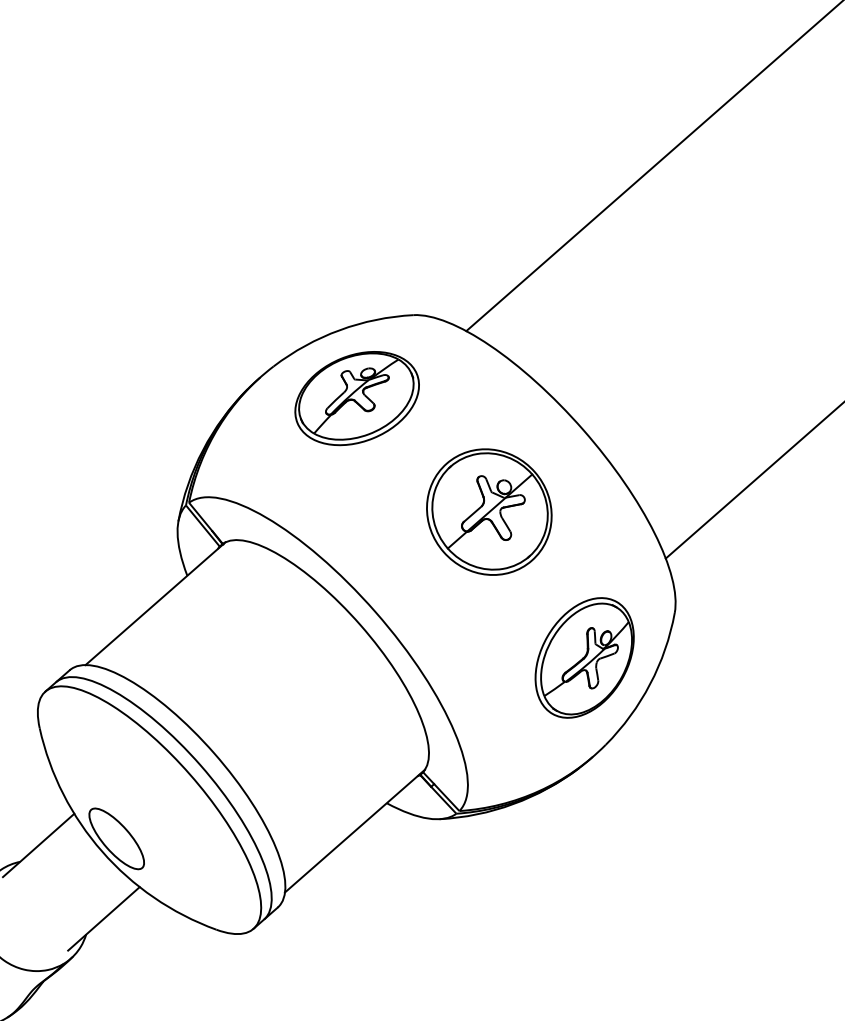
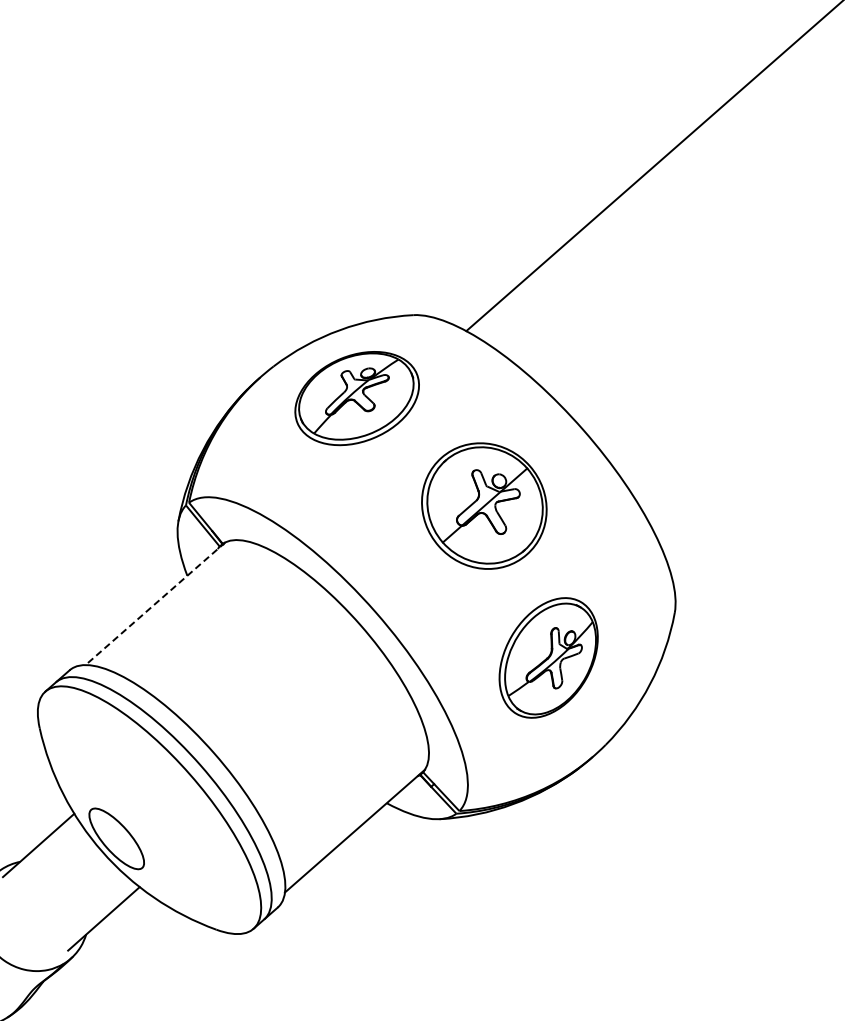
line: present -> none (753, 481)
part position: (489, 511) -> (484, 505) (484, 505)
line: solid -> dashed (155, 604)
part position: (584, 657) -> (548, 657) (548, 657)
